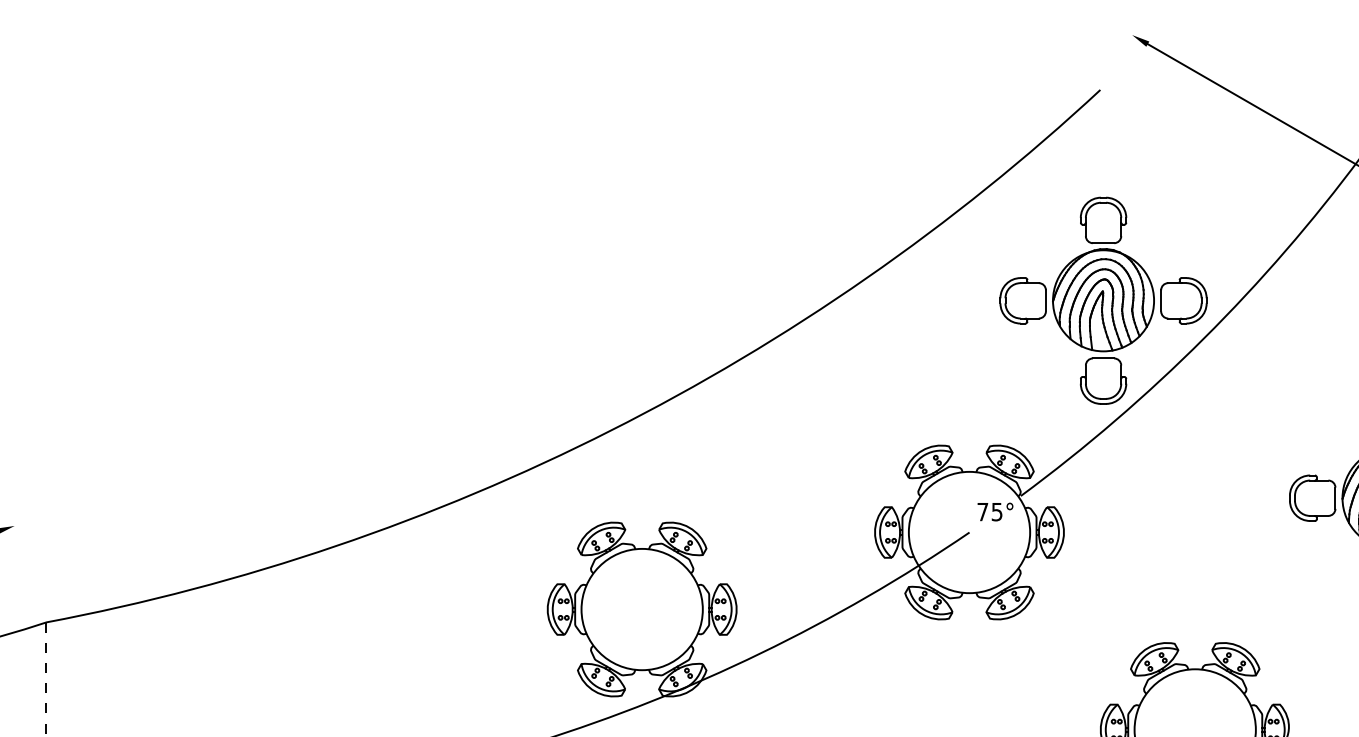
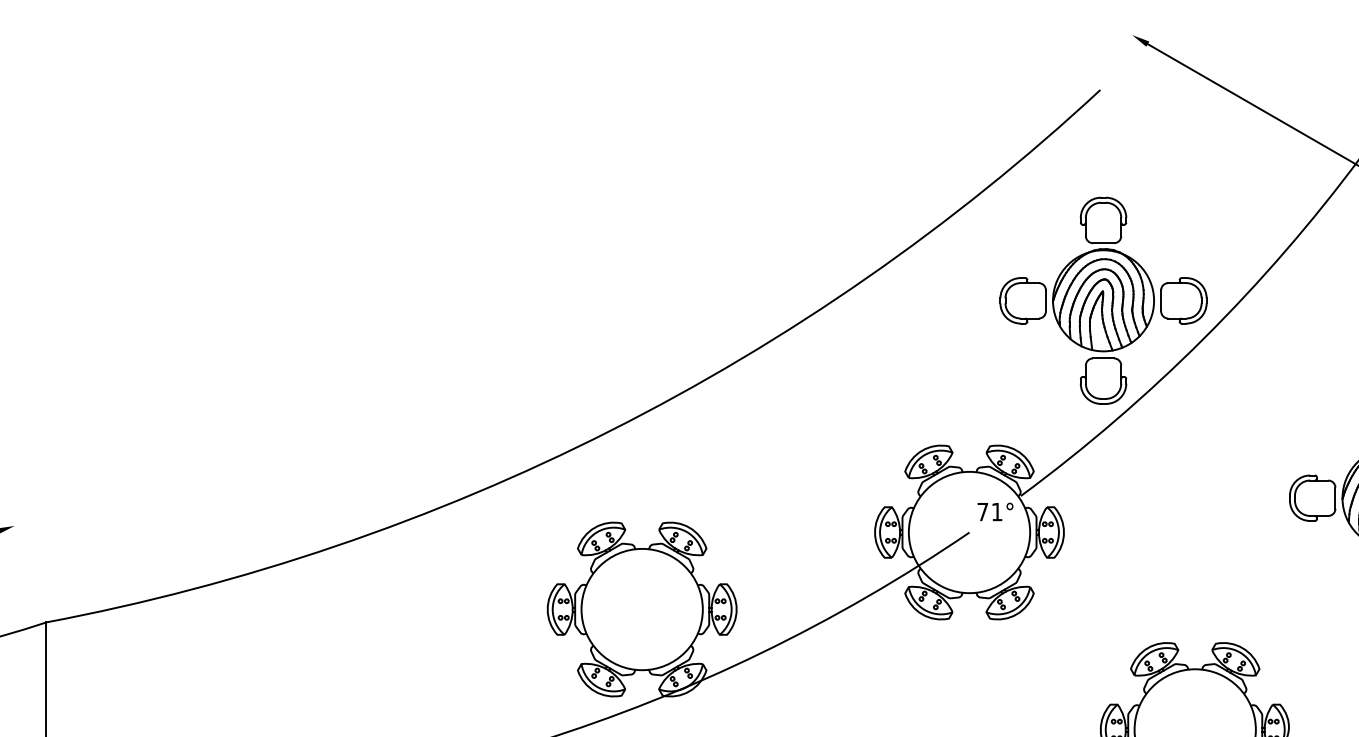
text: 75° -> 71° (996, 512)
line: dashed -> solid (46, 679)
